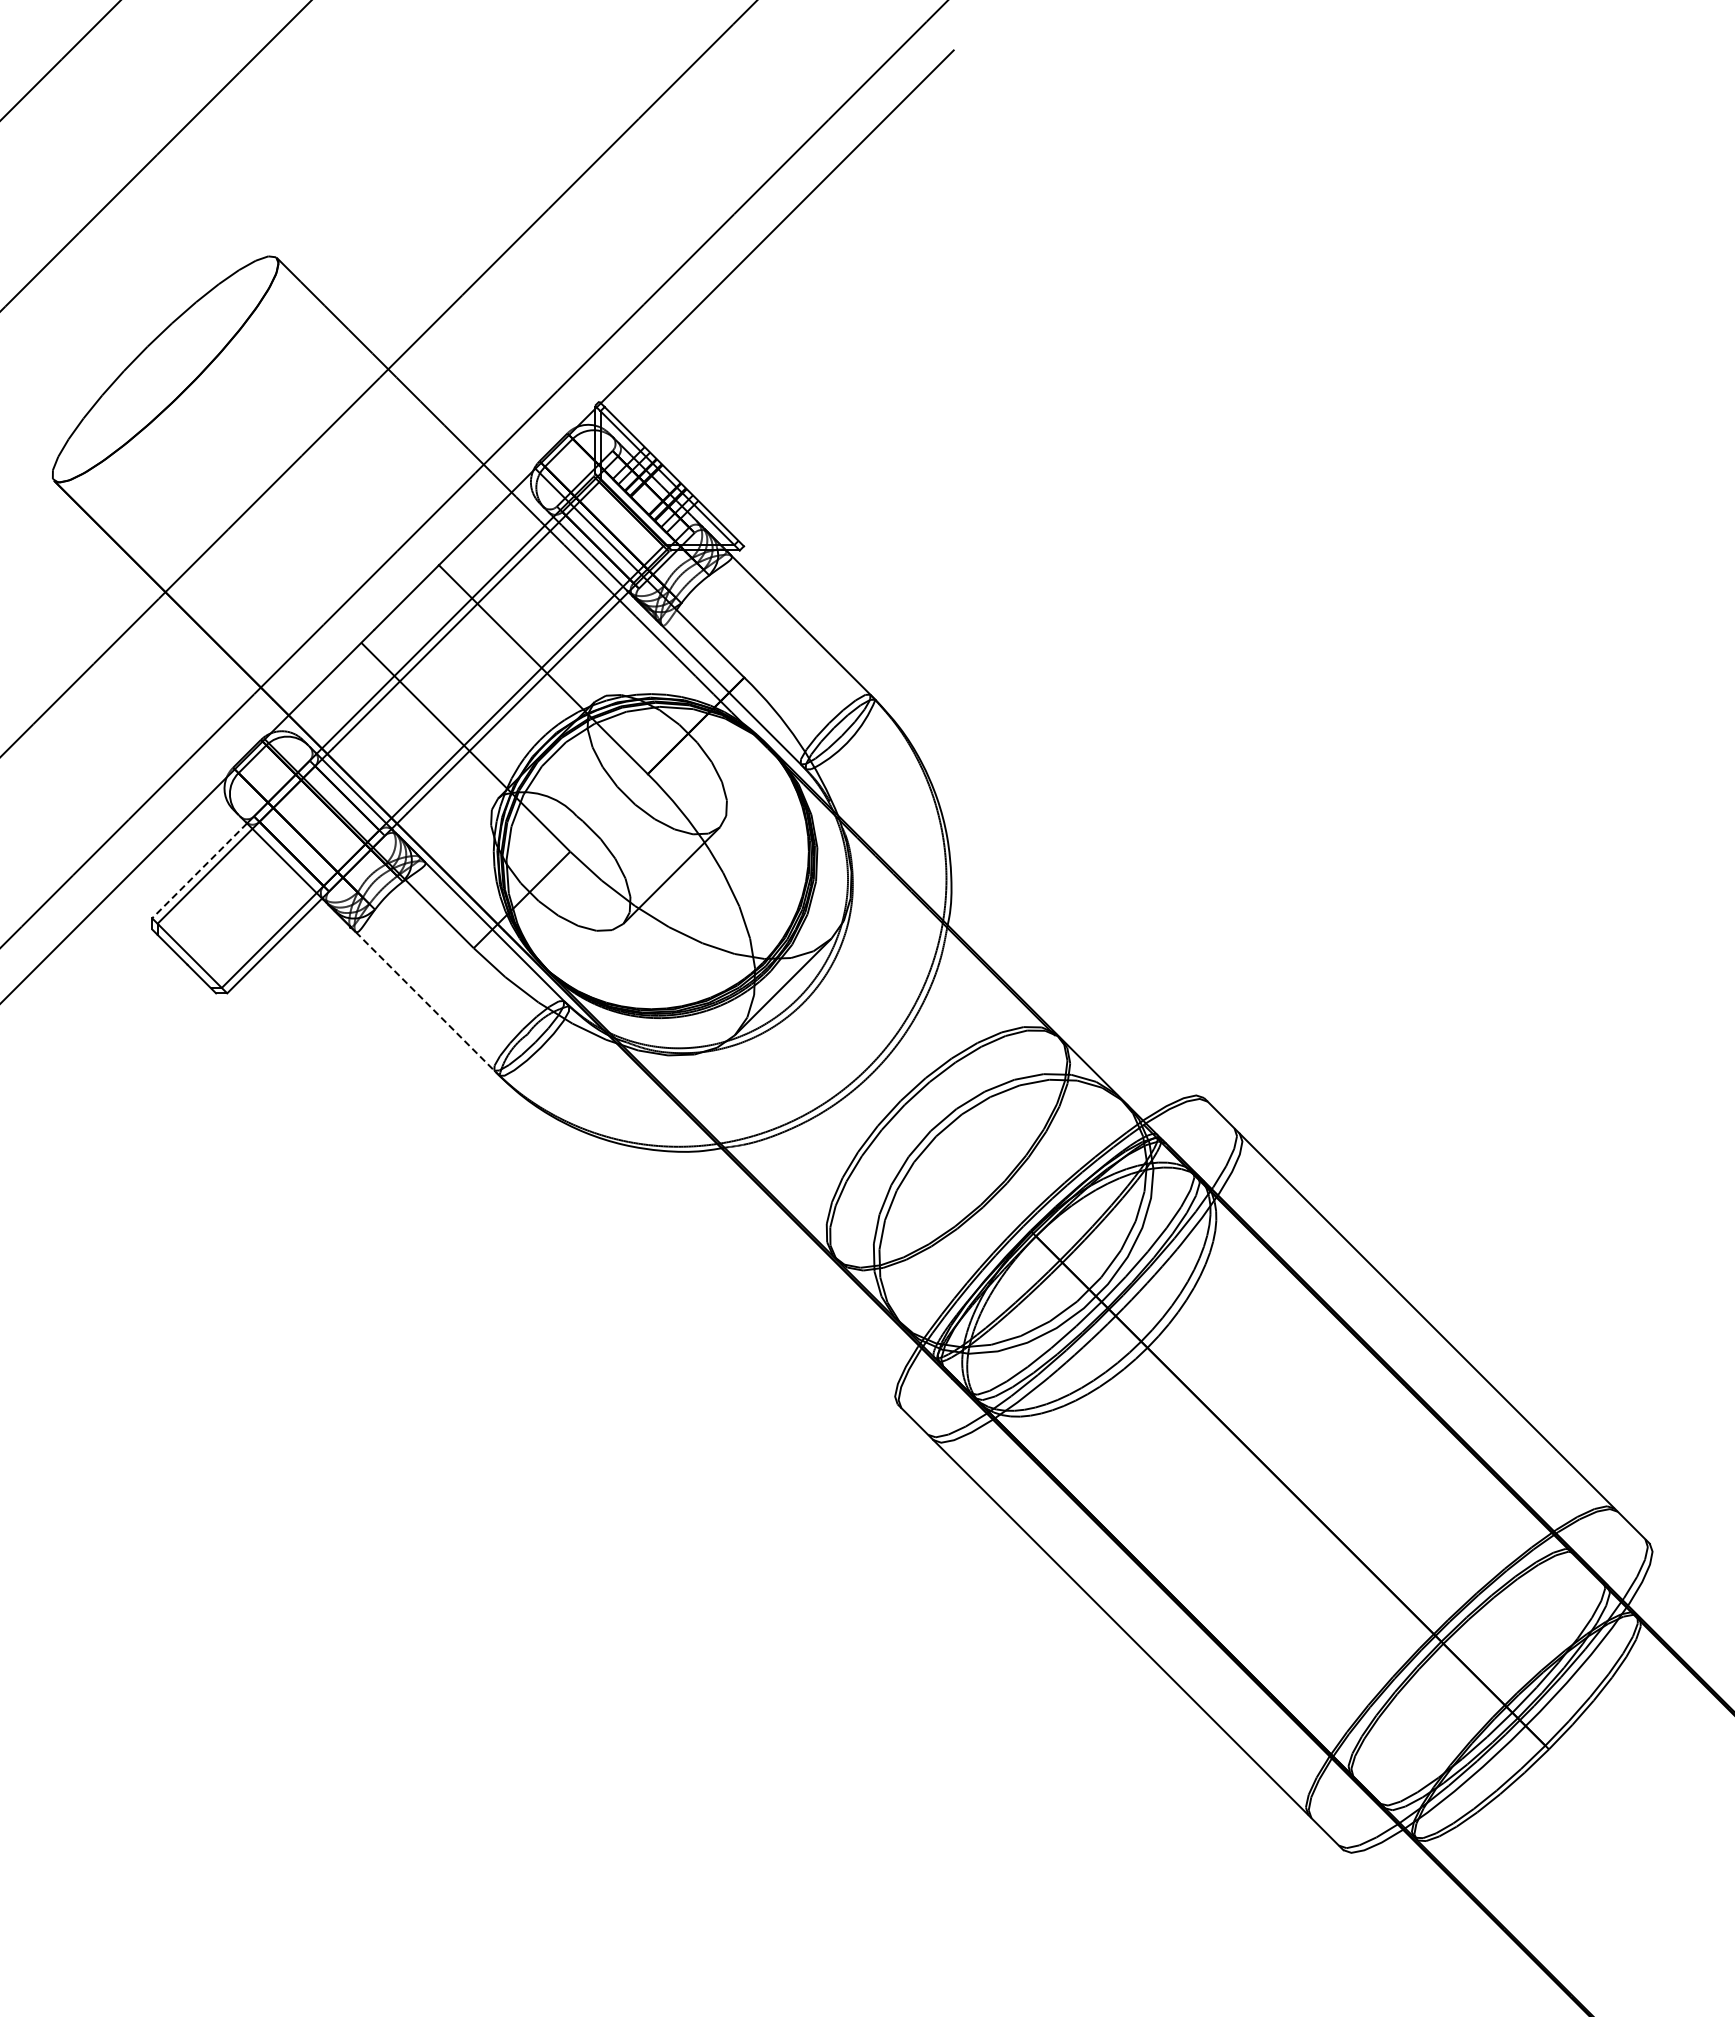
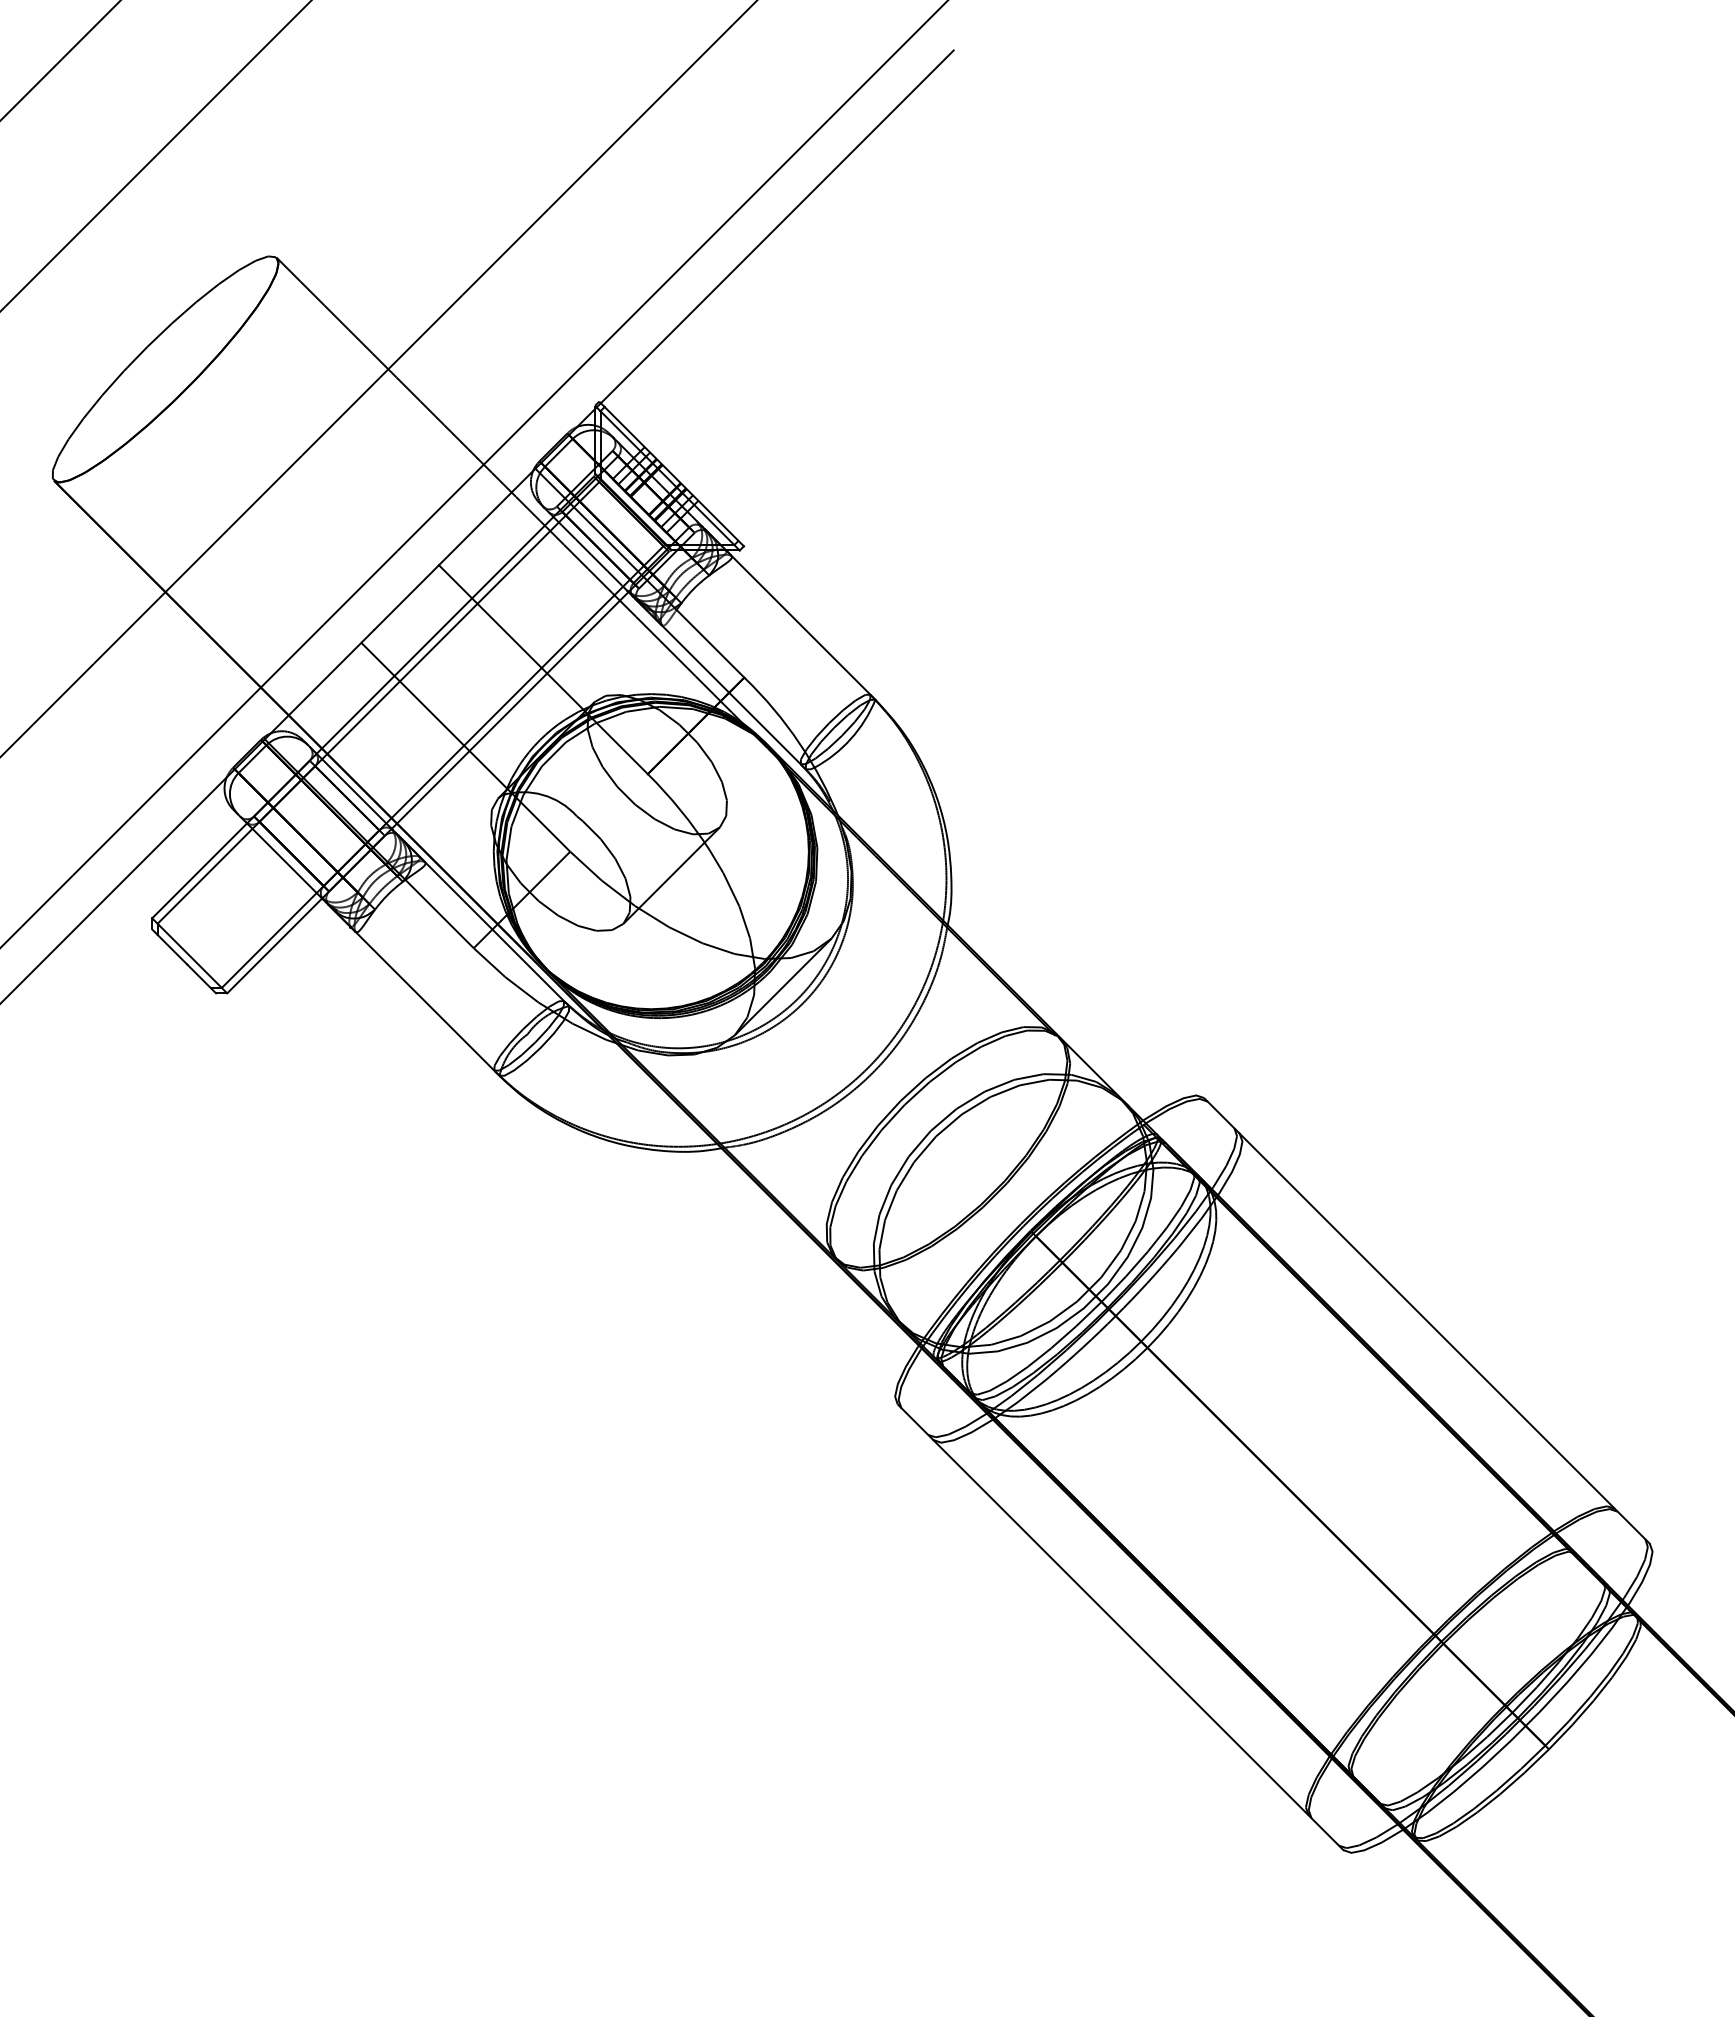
line: dashed -> solid (199, 871)
line: dashed -> solid (427, 1003)
